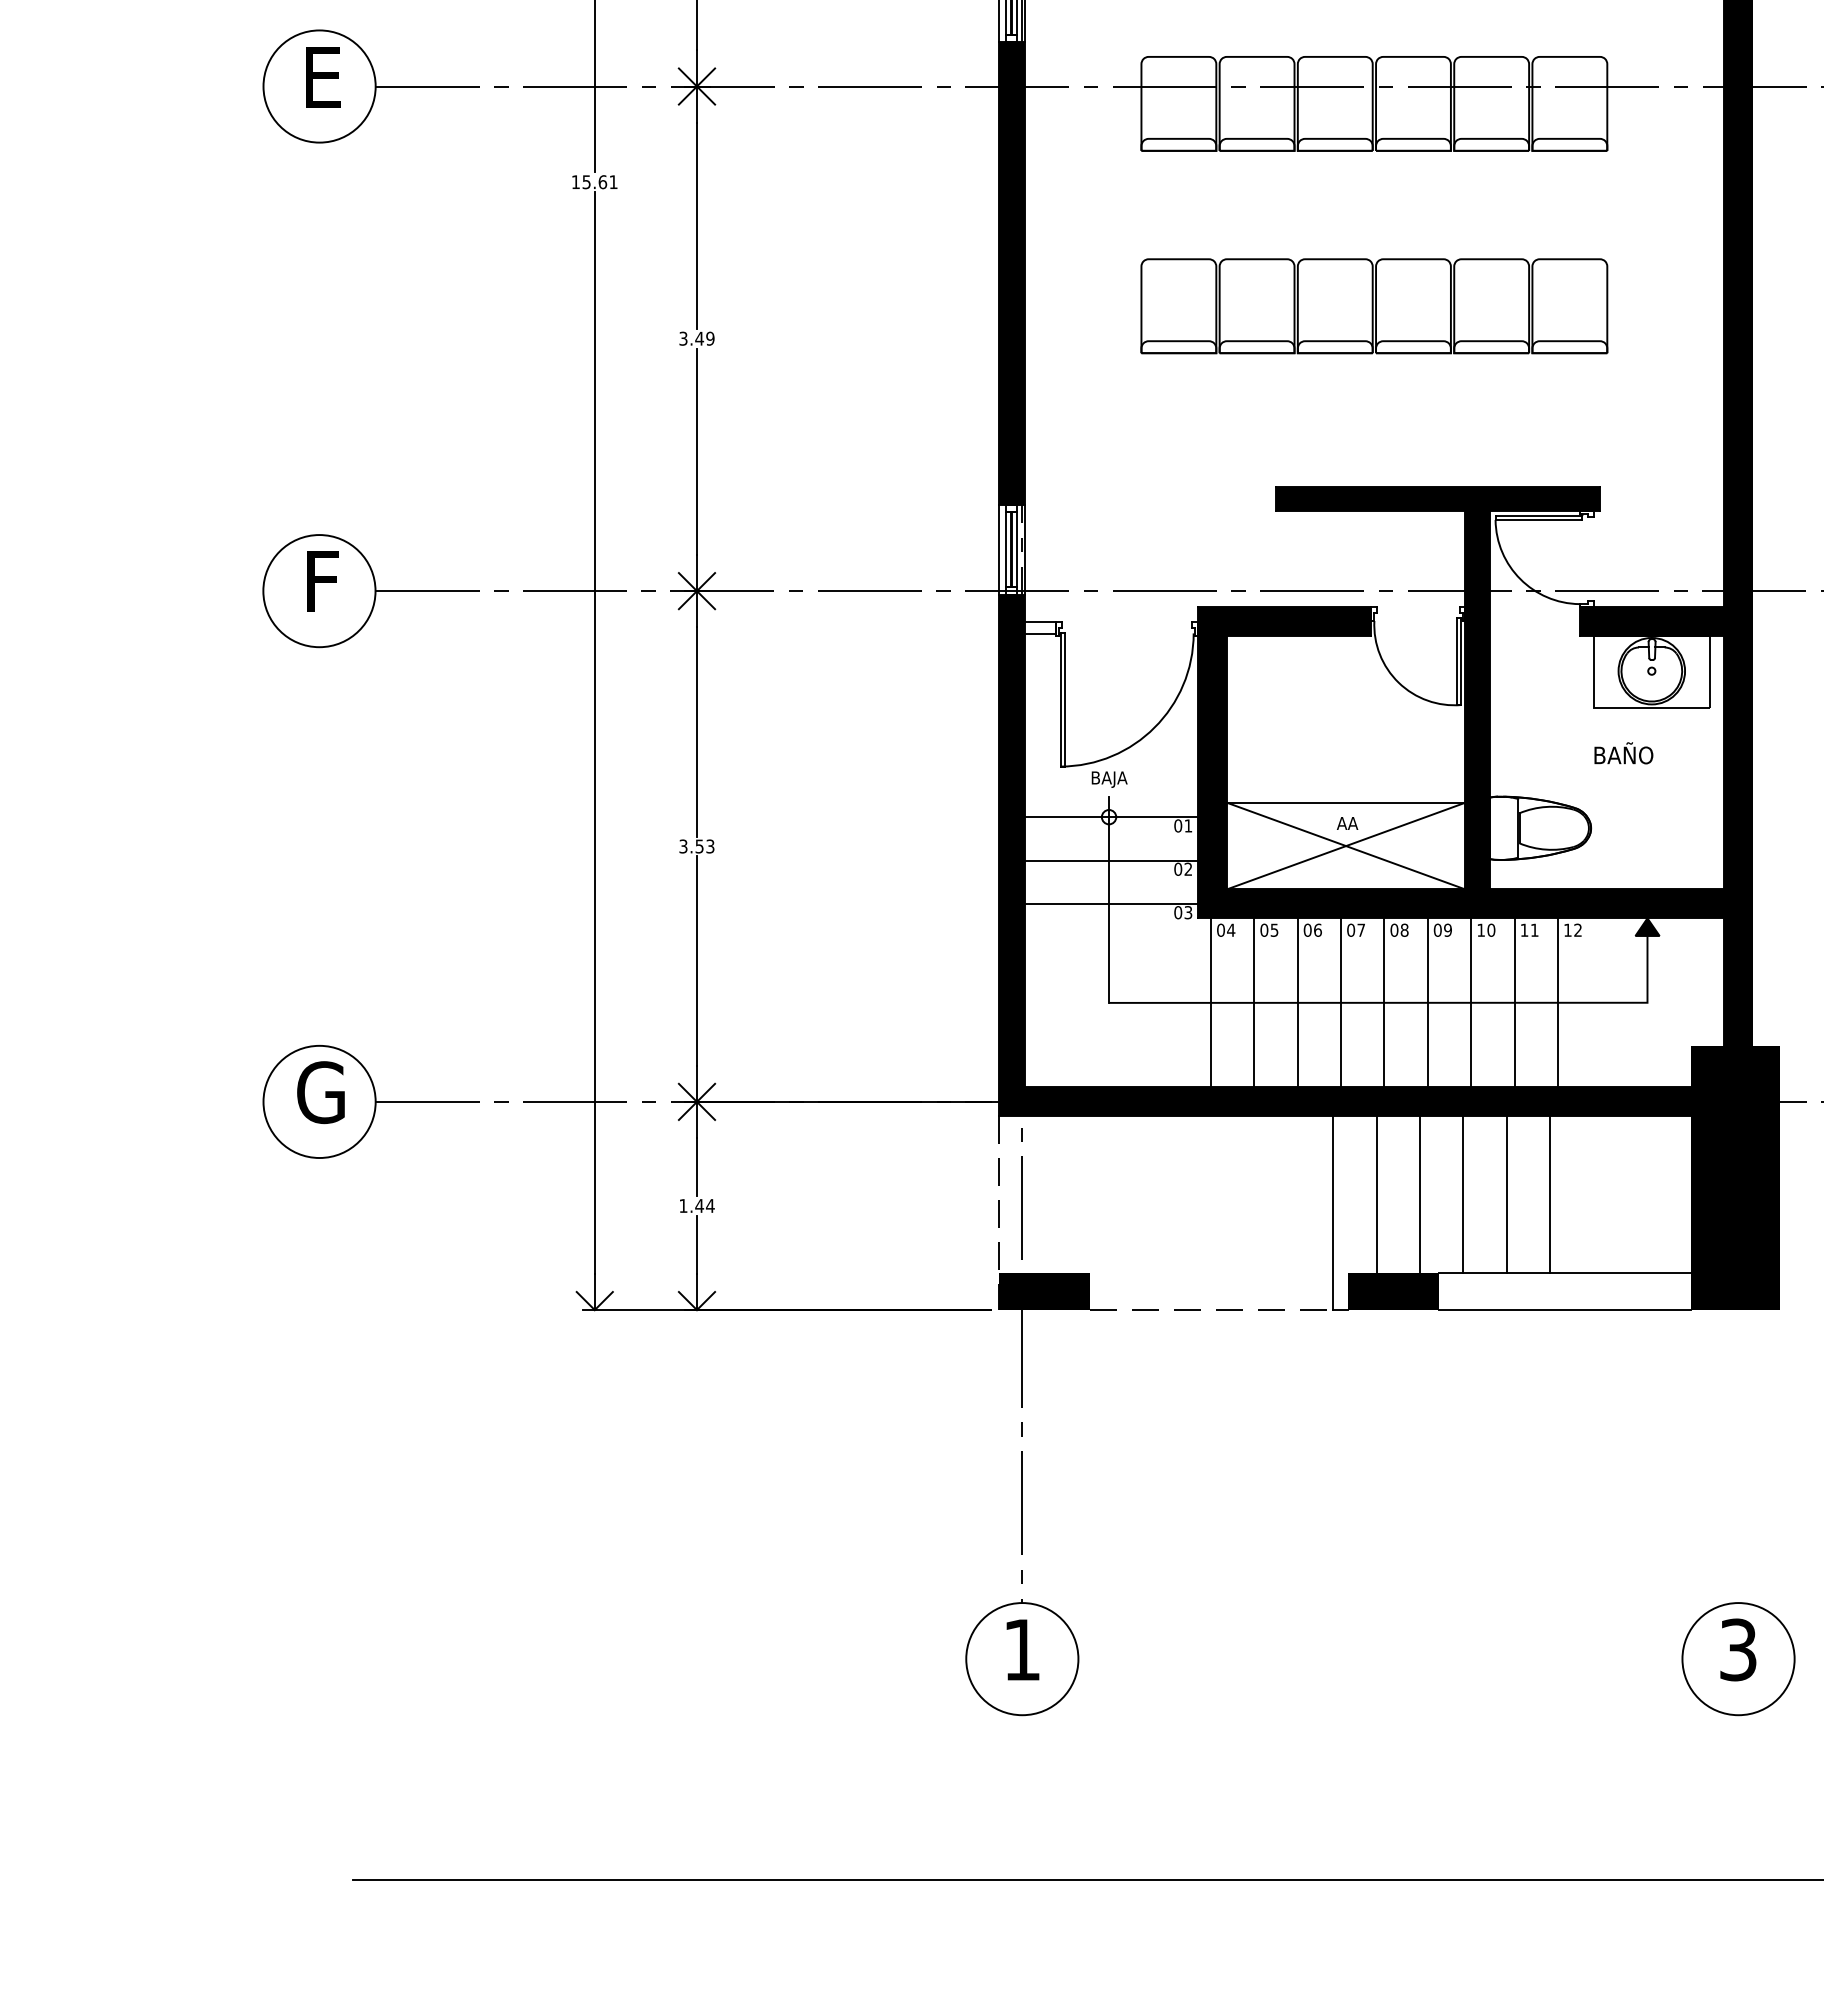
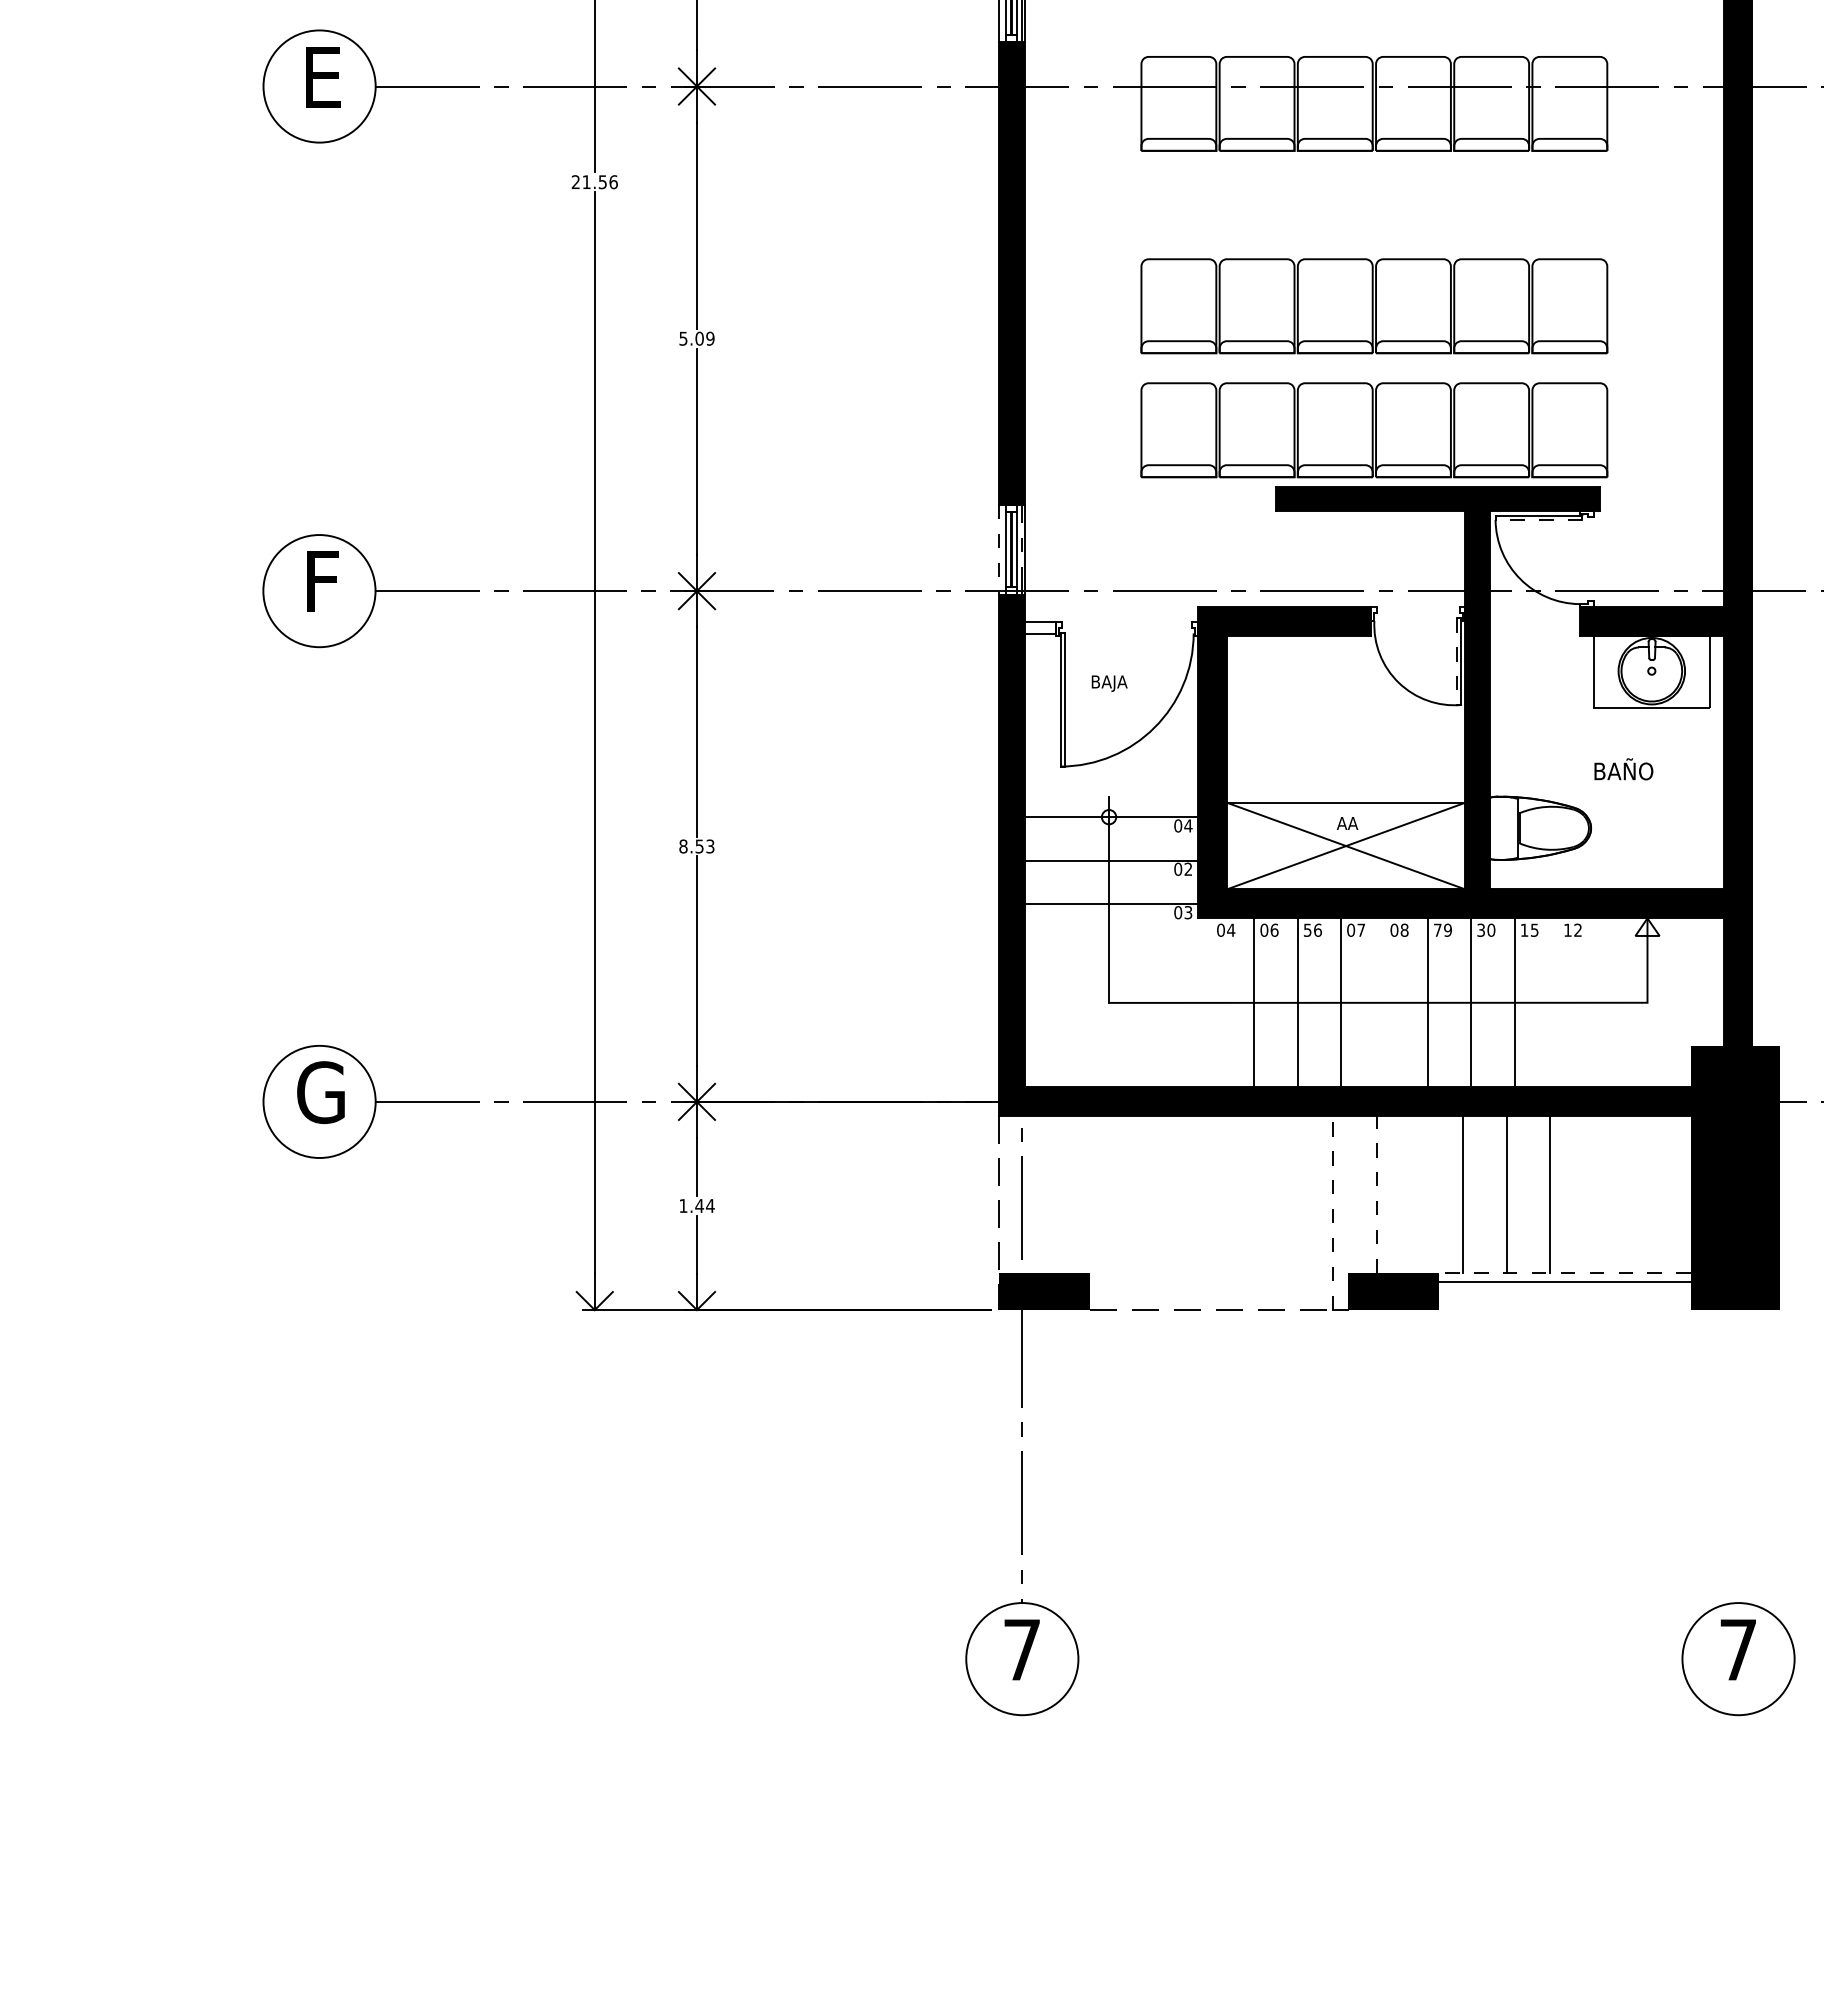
text: 15.61 -> 21.56 (594, 182)
text: 3.49 -> 5.09 (691, 338)
part: none -> present (1374, 430)
line: solid -> dashed (1538, 520)
line: solid -> dashed (998, 549)
line: solid -> dashed (1456, 662)
text position: (1623, 753) -> (1623, 769) (1623, 769)
text position: (1109, 779) -> (1109, 683) (1109, 683)
text: 01 -> 04 (1188, 825)
text: 3.53 -> 8.53 (683, 846)
fill: present -> none (1647, 926)
text: 05 -> 06 (1274, 929)
text: 06 -> 56 (1307, 929)
text: 09 -> 79 (1437, 929)
text: 10 -> 30 (1480, 929)
text: 11 -> 15 (1534, 929)
line: present -> none (1210, 1002)
line: present -> none (1384, 1002)
line: present -> none (1557, 1002)
line: solid -> dashed (1376, 1194)
line: present -> none (1419, 1194)
line: solid -> dashed (1333, 1213)
line: solid -> dashed (1565, 1273)
line position: (1564, 1310) -> (1564, 1282) (1564, 1282)
text: 1 -> 7 (1021, 1649)
text: 3 -> 7 (1738, 1649)
line: present -> none (1086, 1880)
